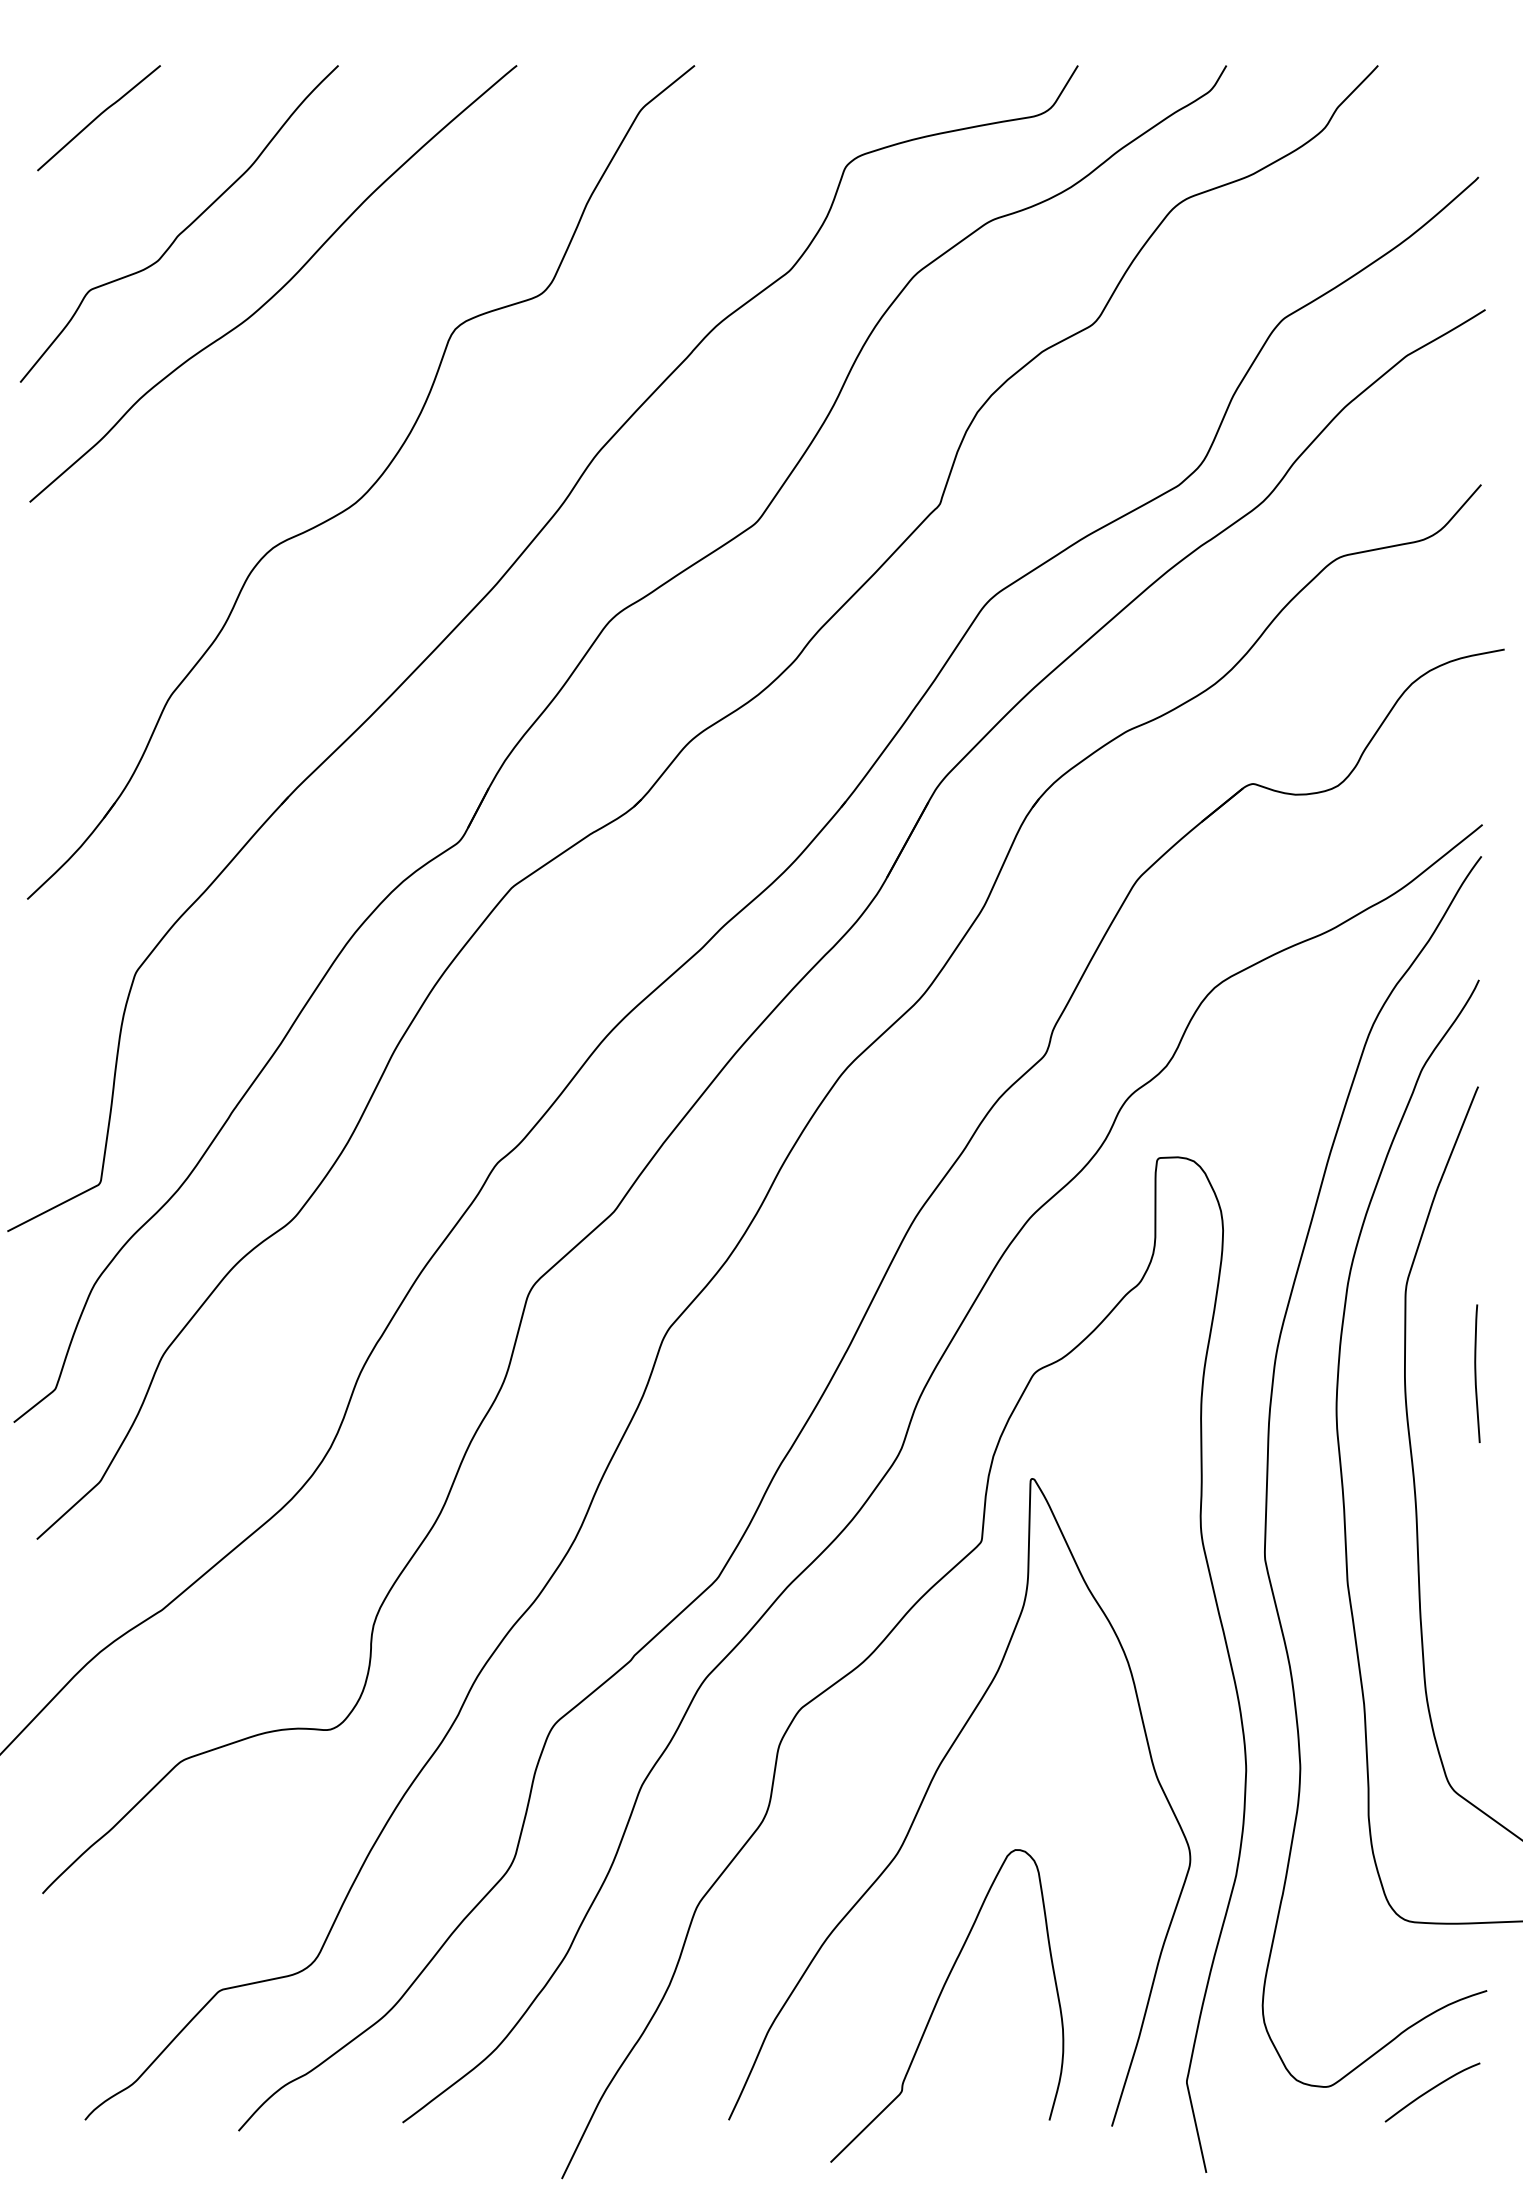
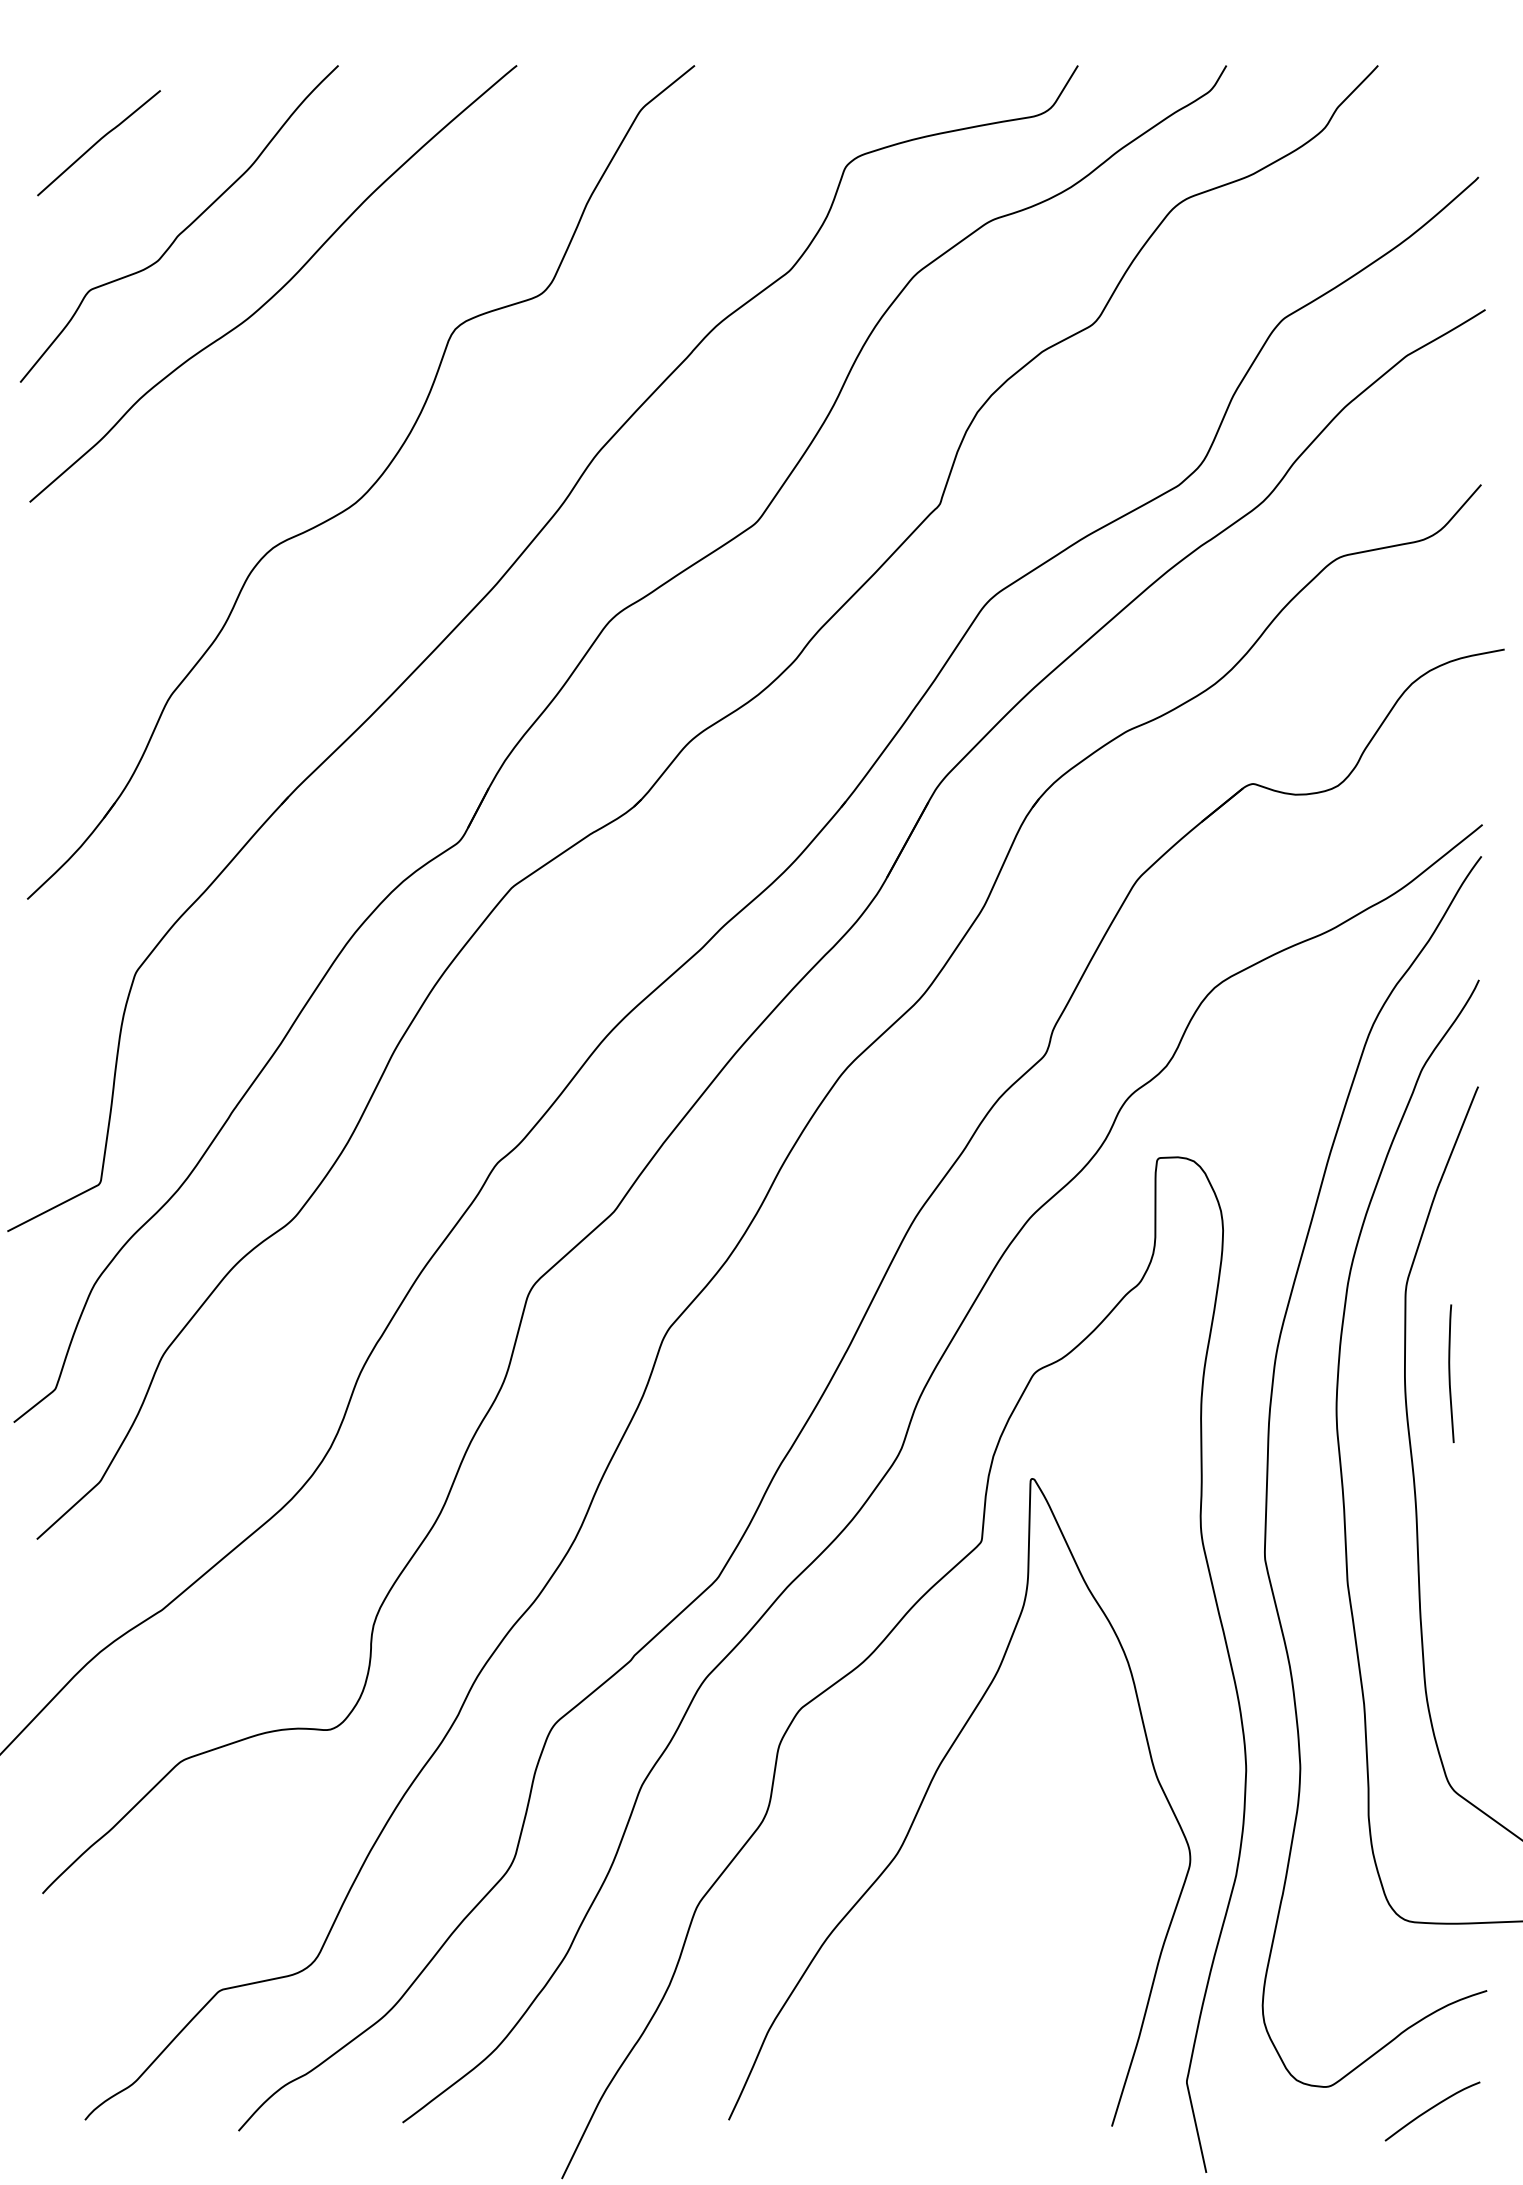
curve position: (98, 117) -> (98, 142) (98, 142)
curve position: (1476, 1373) -> (1450, 1373) (1450, 1373)
curve: present -> none (938, 2001)
curve position: (1431, 2090) -> (1431, 2109) (1431, 2109)
